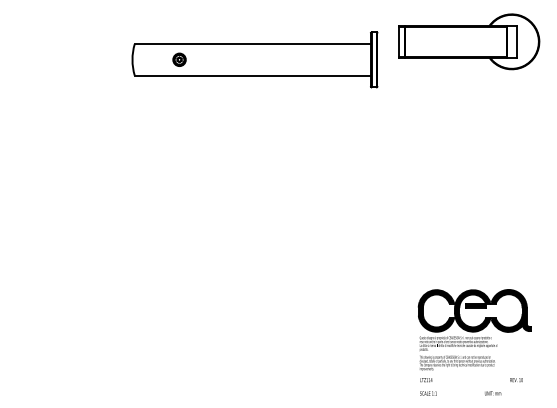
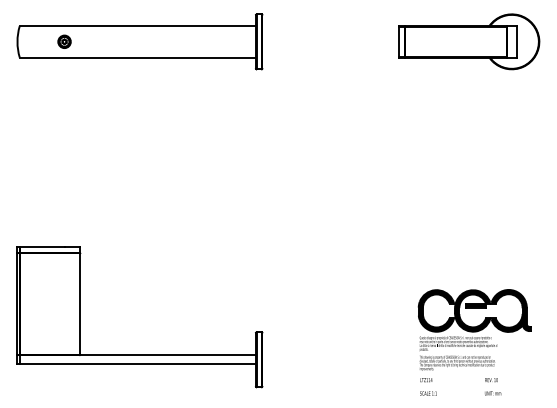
part position: (254, 59) -> (139, 41) (139, 41)
part: none -> present (139, 354)
text position: (516, 380) -> (491, 380) (491, 380)
